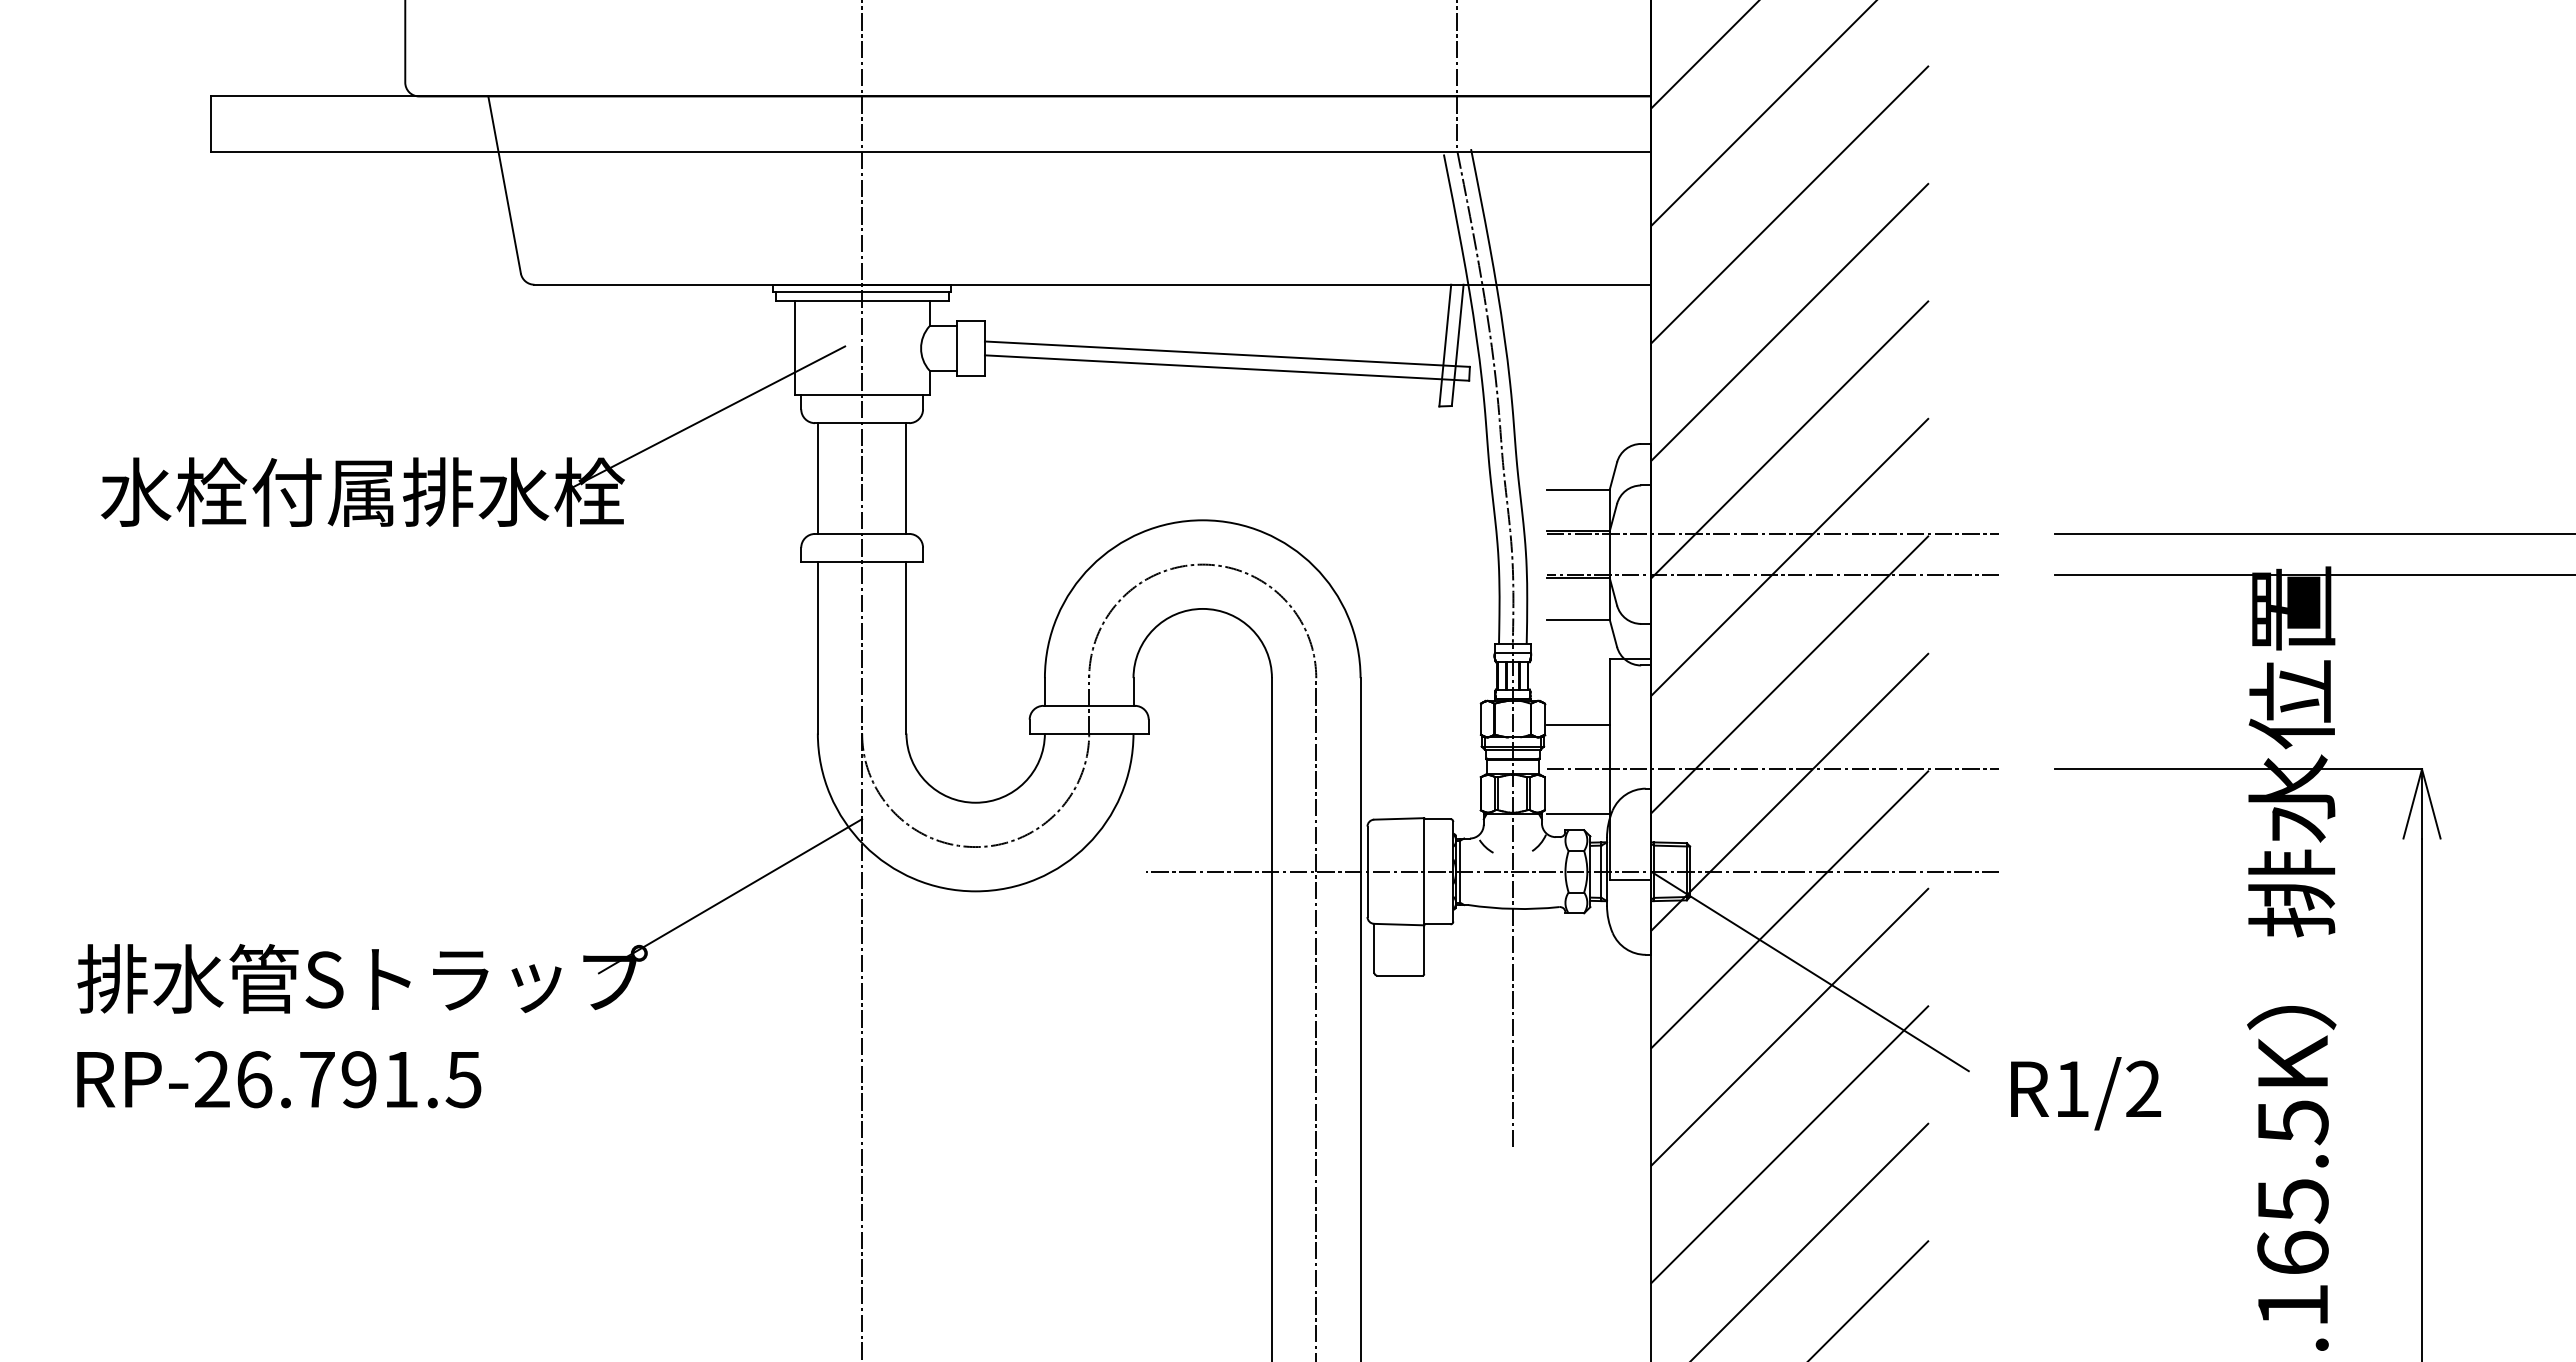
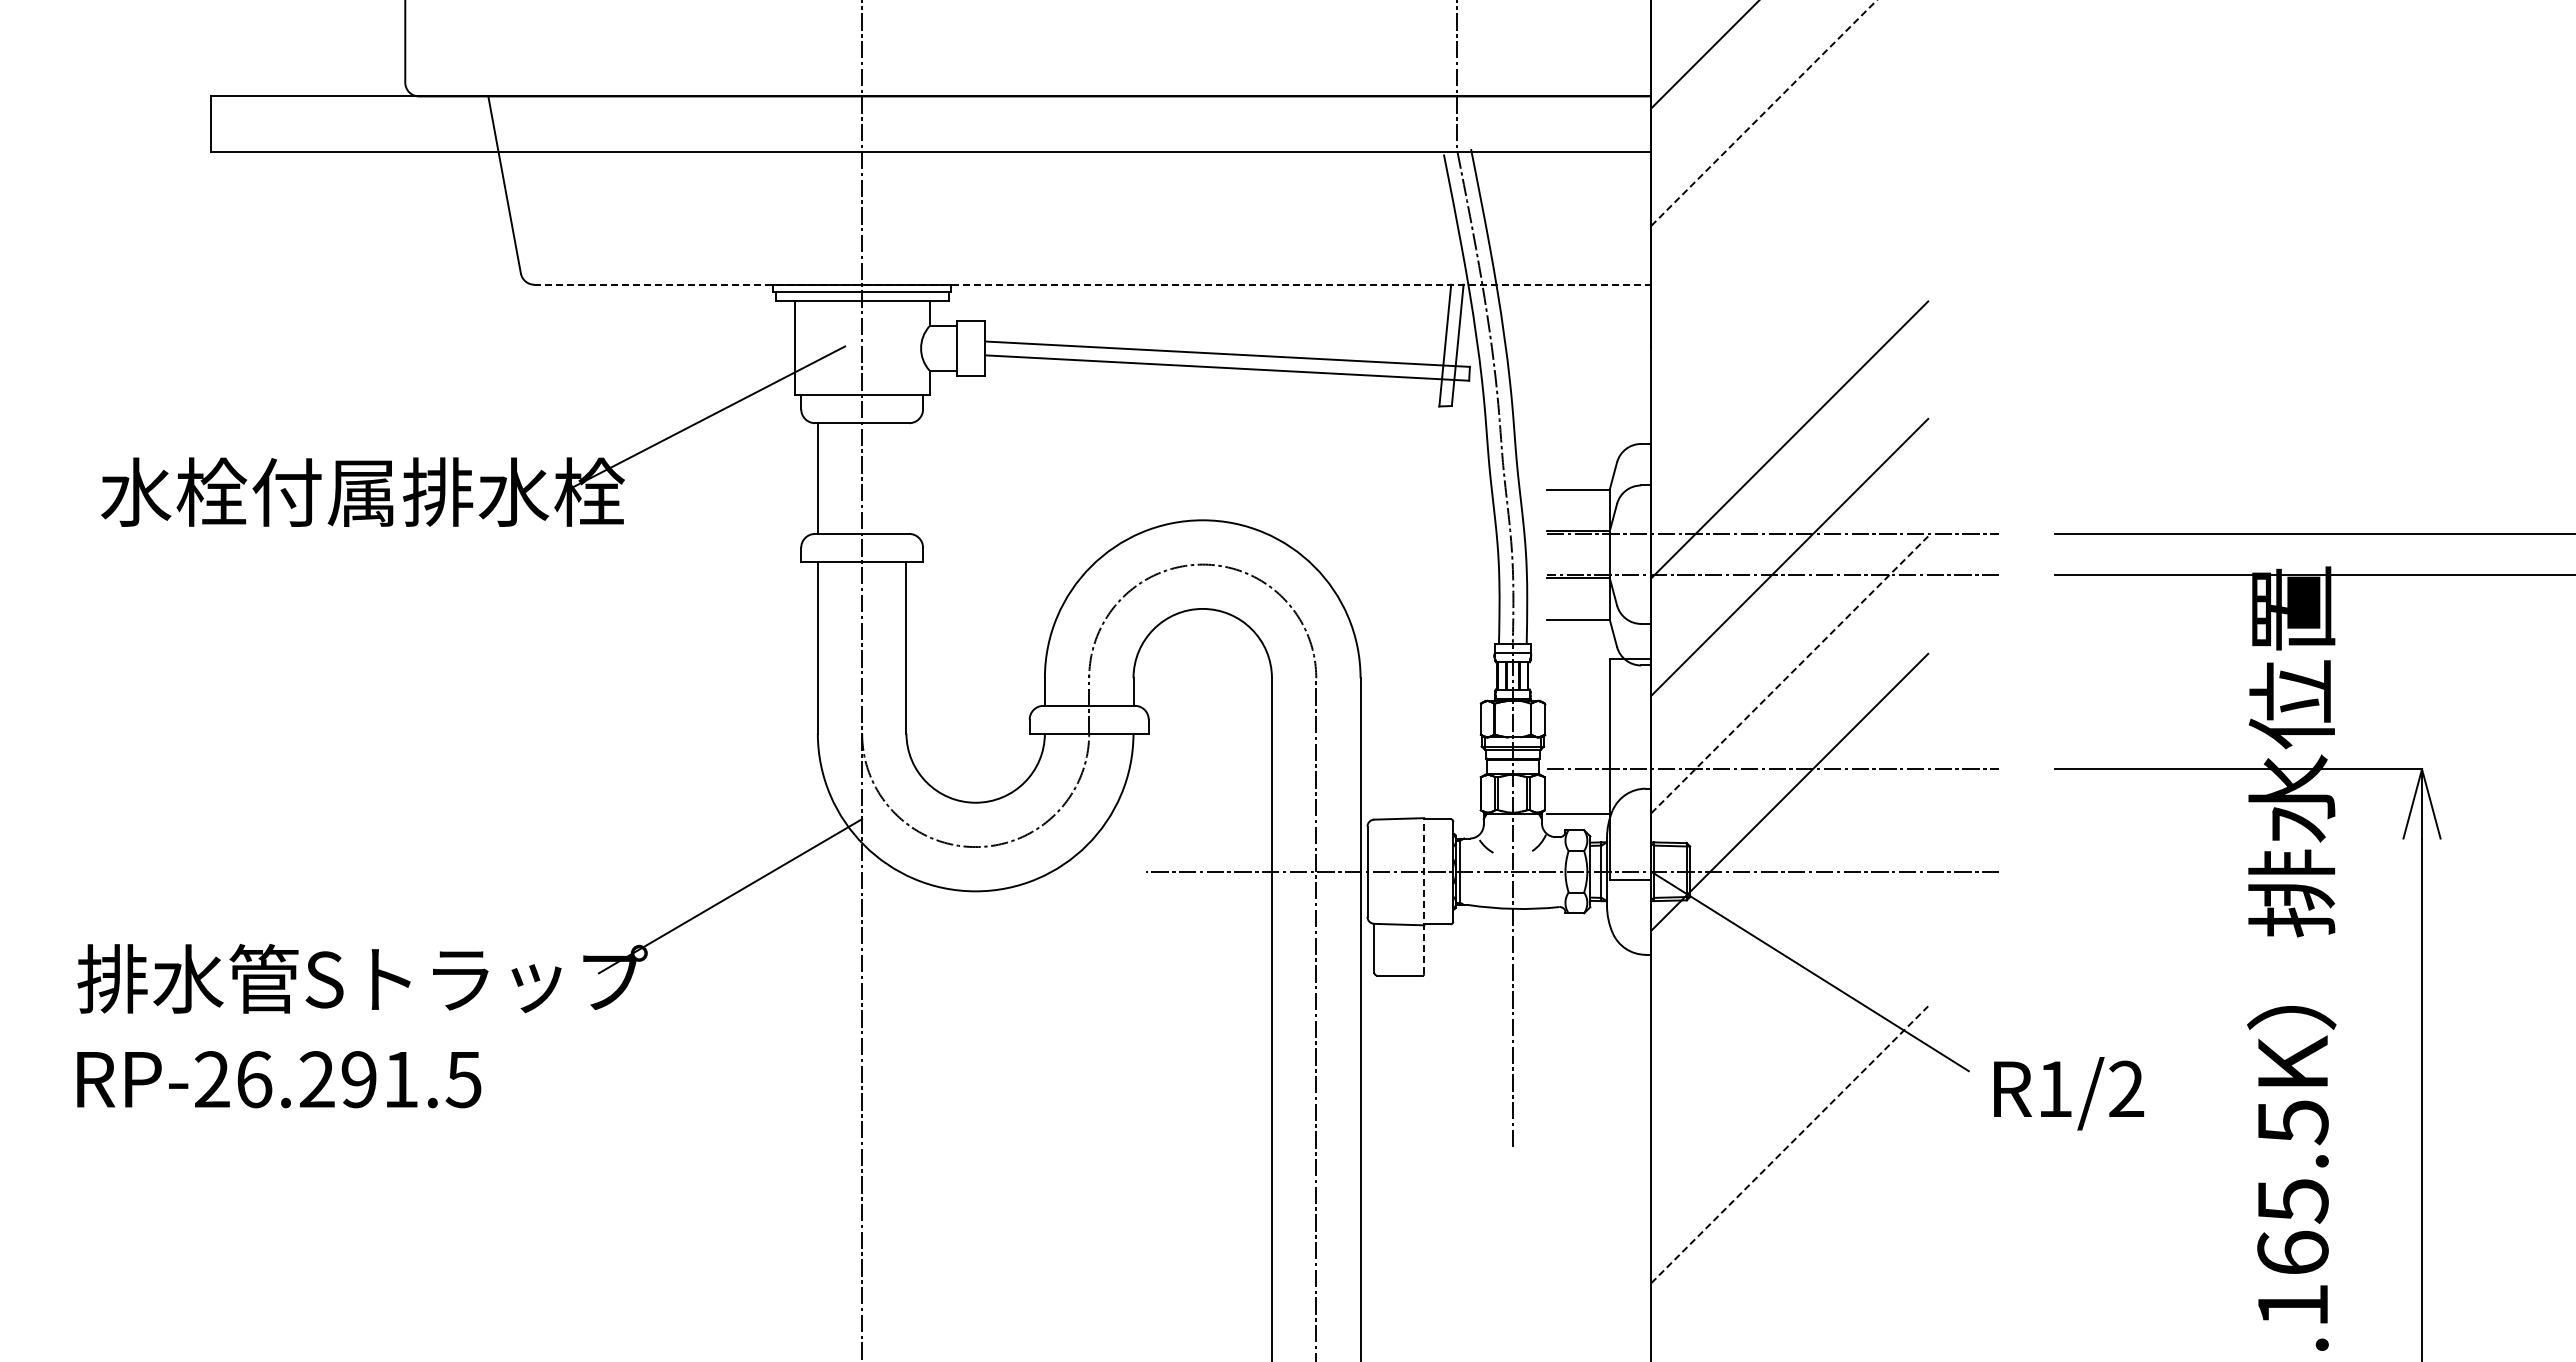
line: solid -> dashed (1764, 112)
line: present -> none (1789, 204)
line: solid -> dashed (1093, 284)
line: present -> none (1789, 321)
line: present -> none (906, 478)
line: solid -> dashed (1789, 674)
line: present -> none (1577, 725)
line: solid -> dashed (1424, 895)
line: present -> none (1789, 909)
line: present -> none (1789, 1026)
text: RP-26.791.5 -> RP-26.291.5 (316, 1079)
text position: (2085, 1093) -> (2068, 1093) (2068, 1093)
line: solid -> dashed (1789, 1144)
line: present -> none (1810, 1240)
line: present -> none (1869, 1299)
